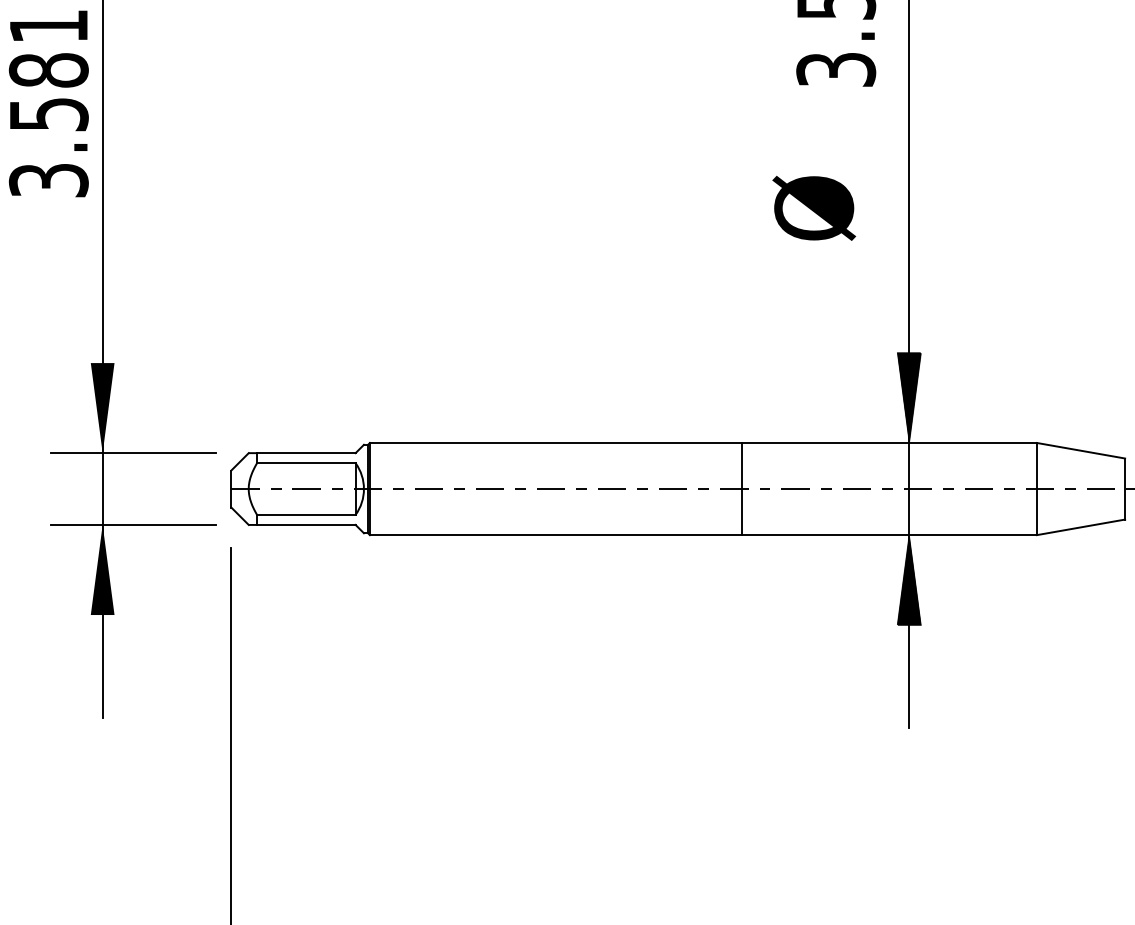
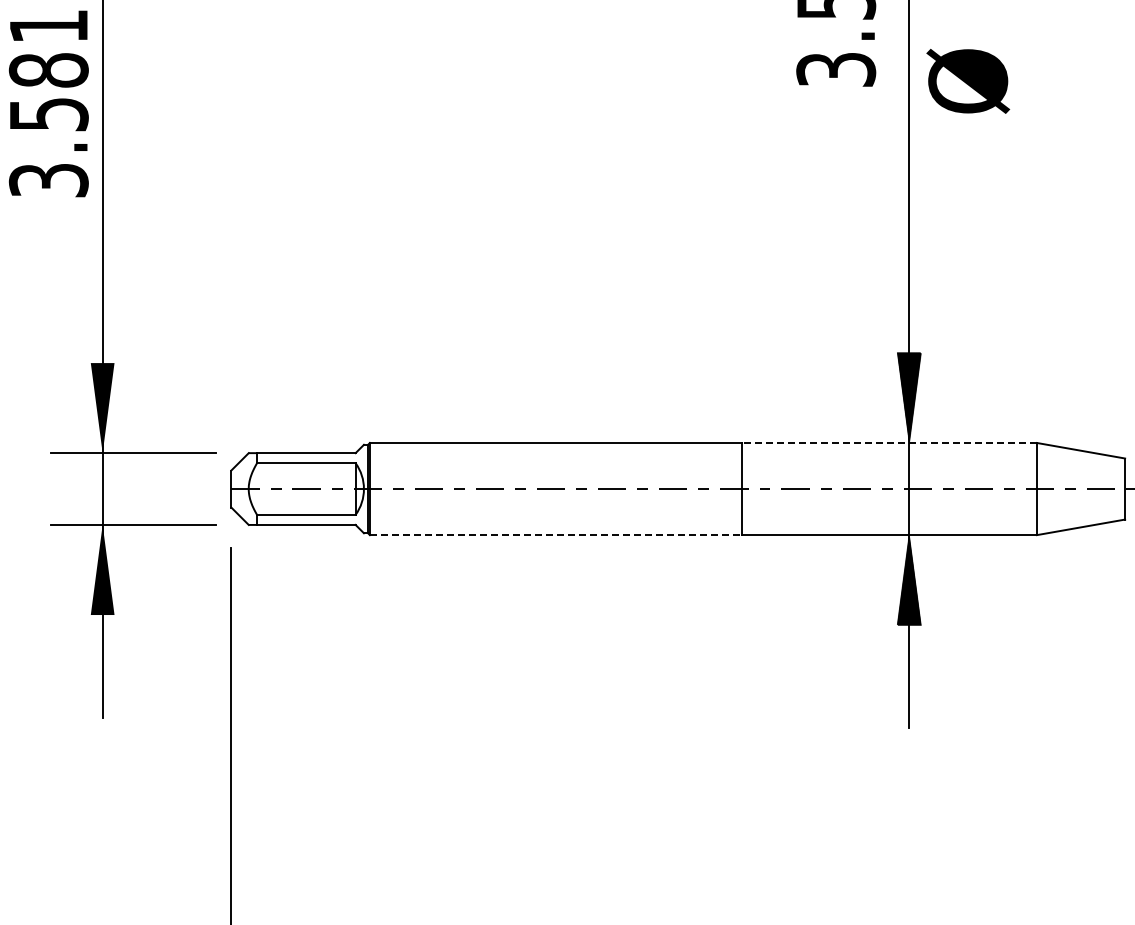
text position: (814, 208) -> (968, 81) (968, 81)
line: solid -> dashed (889, 442)
line: solid -> dashed (555, 535)
